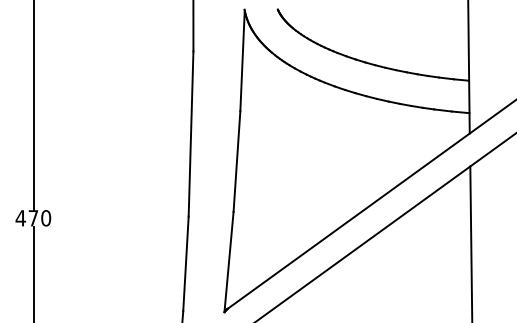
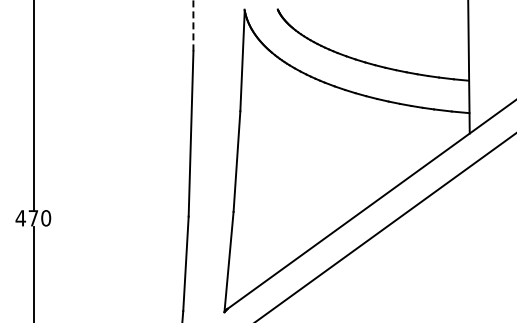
line: solid -> dashed (193, 25)
line: present -> none (471, 242)
